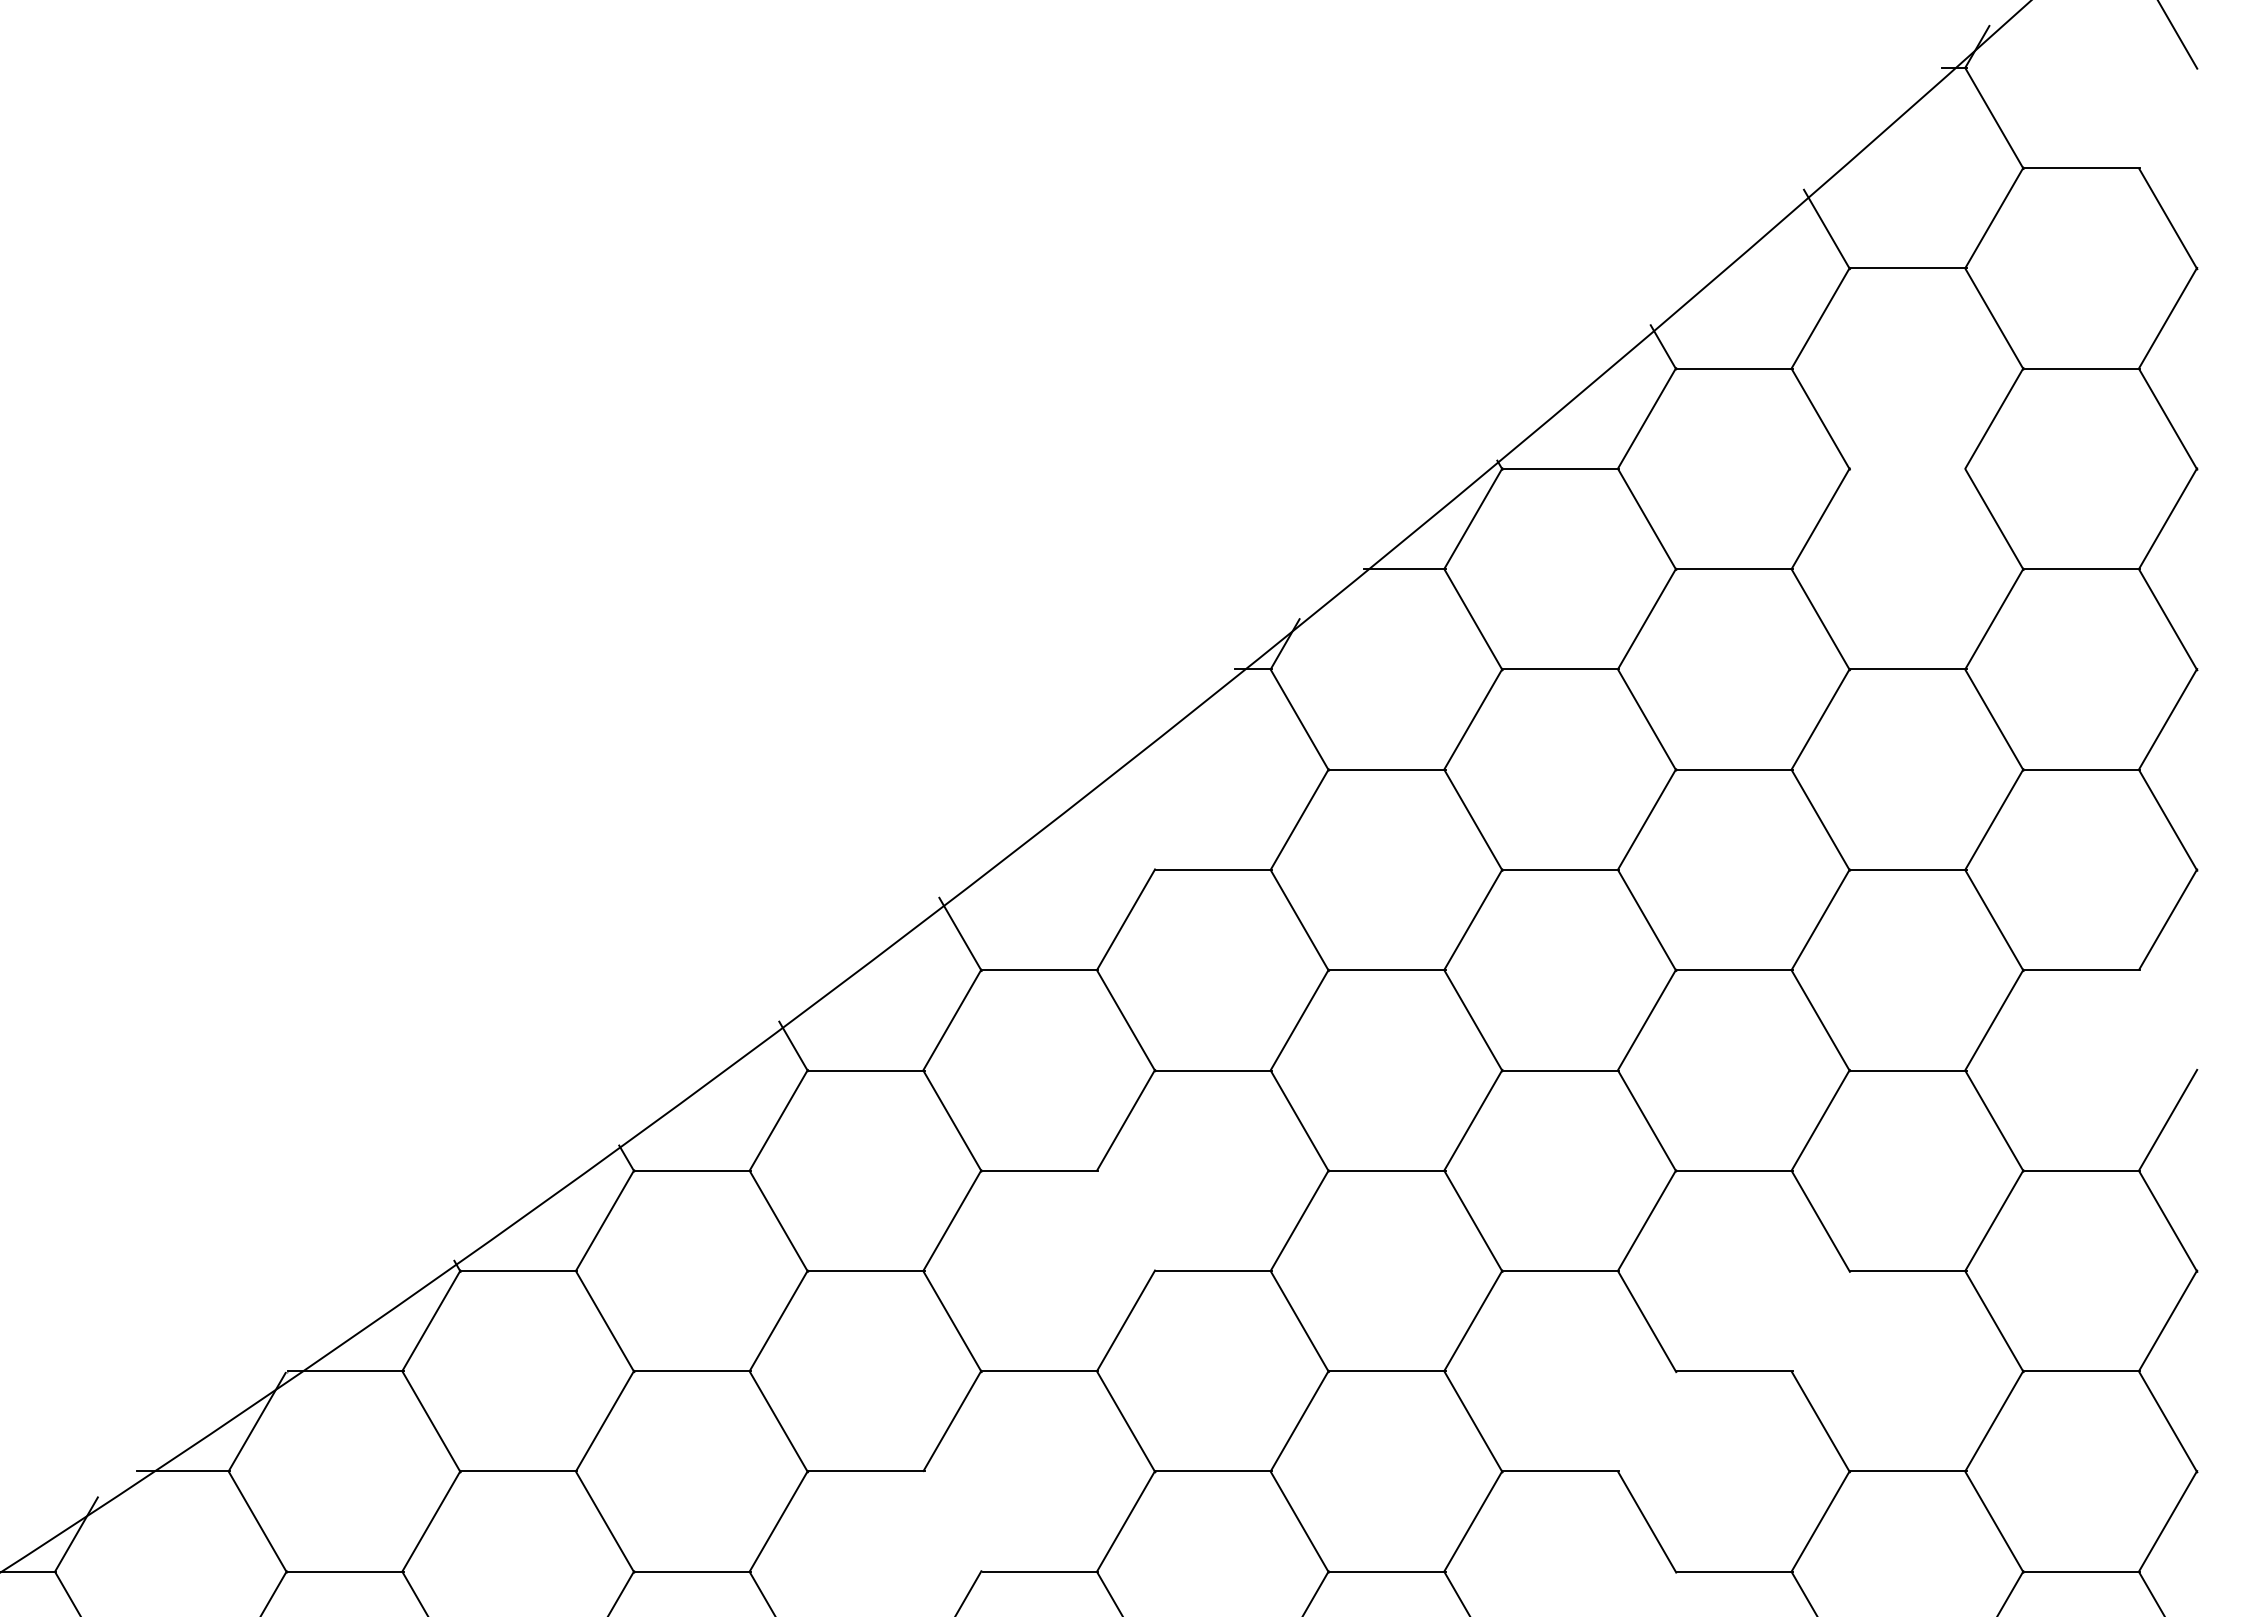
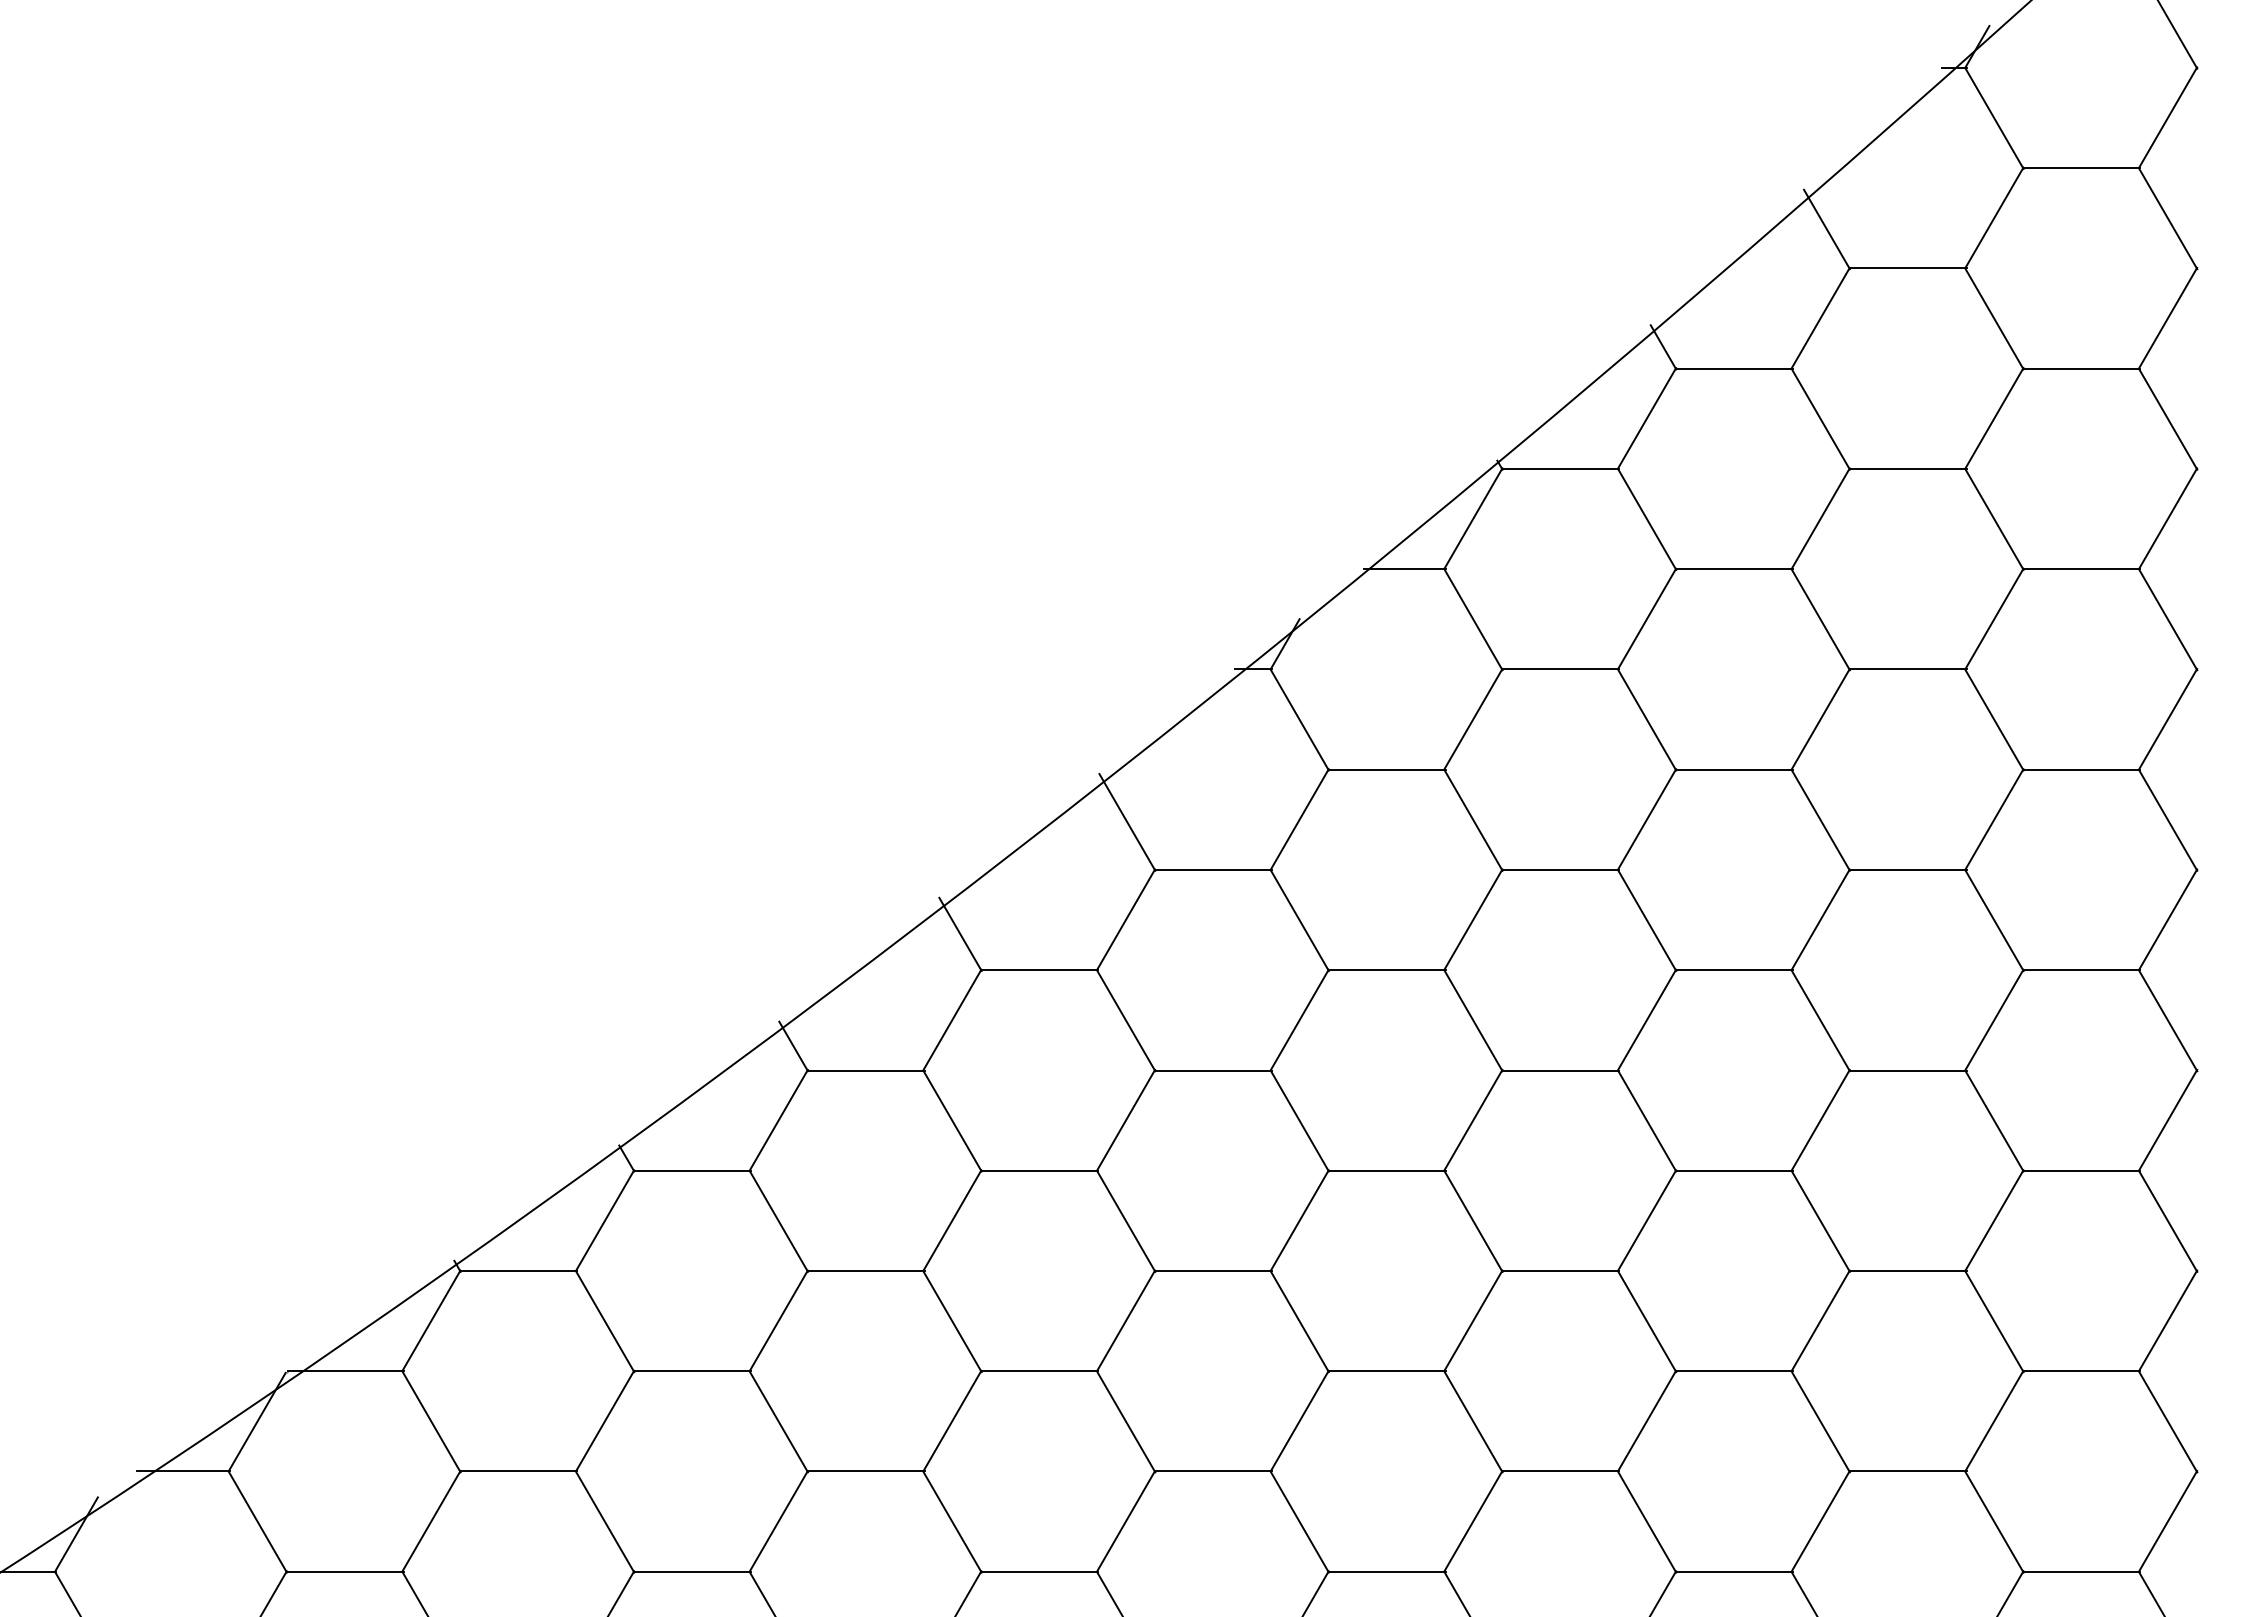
line: none -> present (2168, 117)
line: none -> present (1908, 468)
line: none -> present (1127, 821)
line: none -> present (2168, 1020)
line: none -> present (1126, 1221)
line: none -> present (1820, 1320)
line: none -> present (1647, 1420)
line: none -> present (952, 1522)
line: none -> present (1663, 1592)
